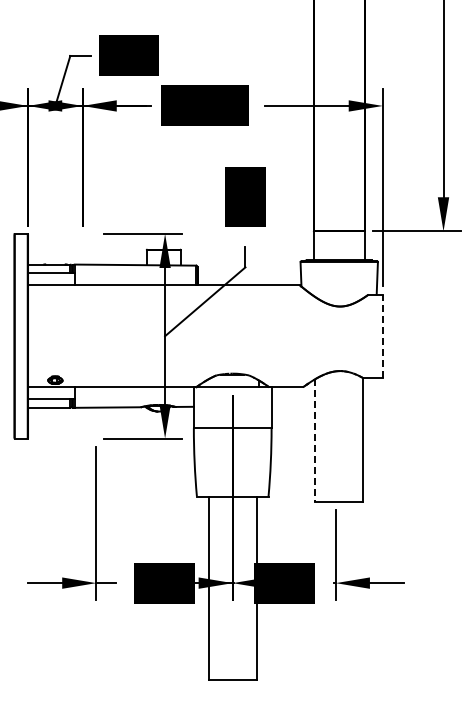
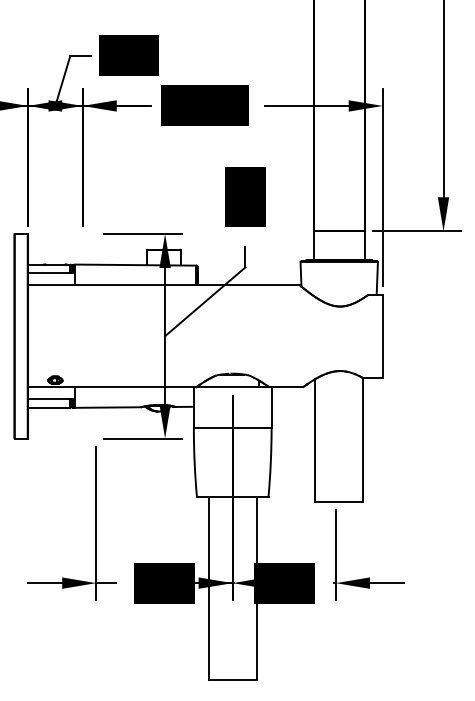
line: dashed -> solid (382, 336)
line: dashed -> solid (315, 441)
